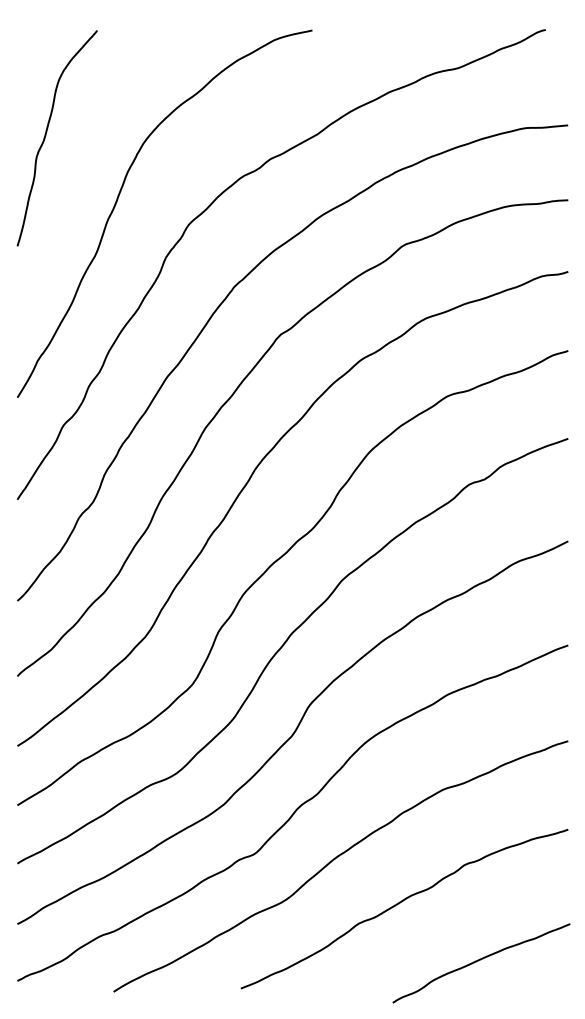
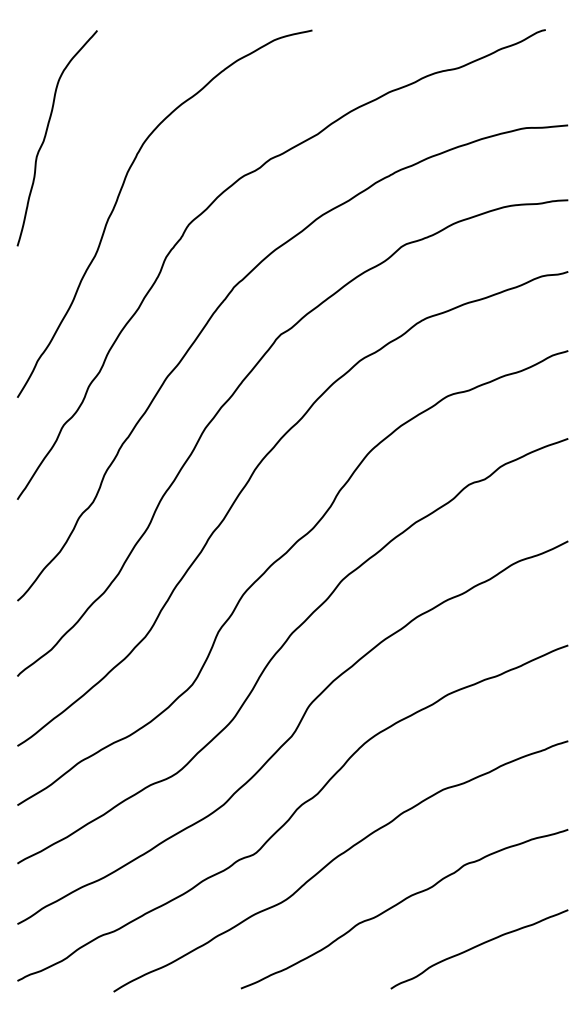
curve position: (480, 960) -> (478, 946) (478, 946)
